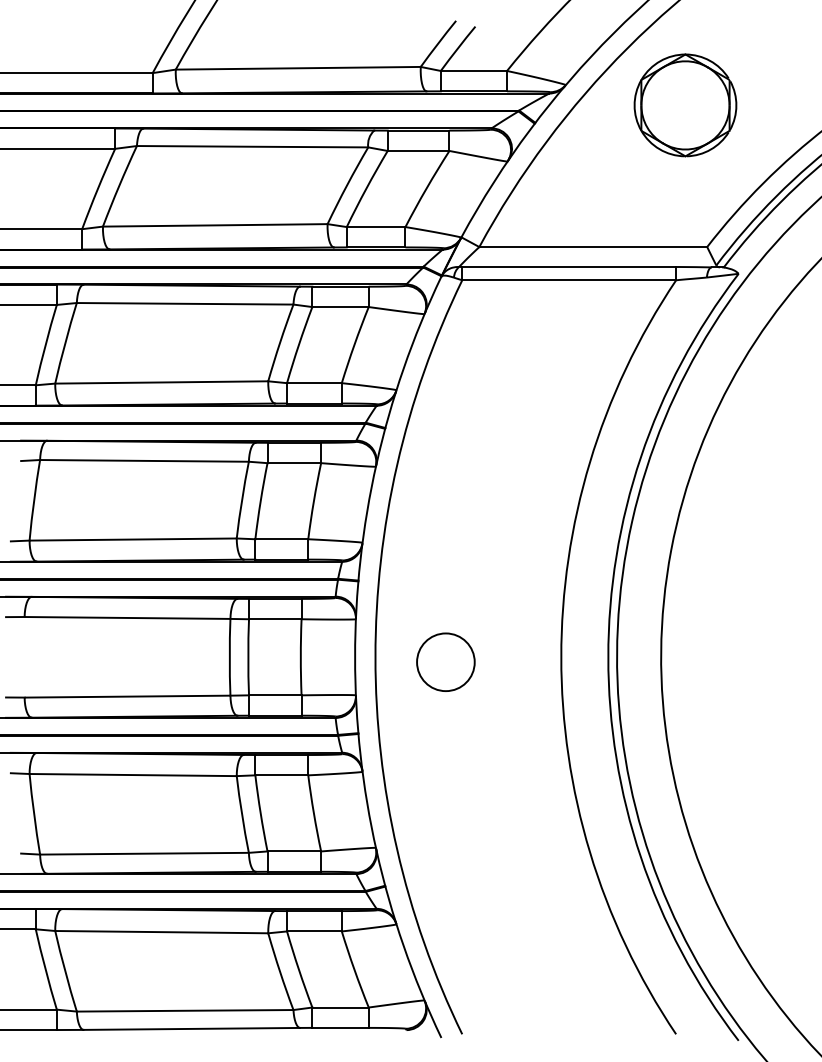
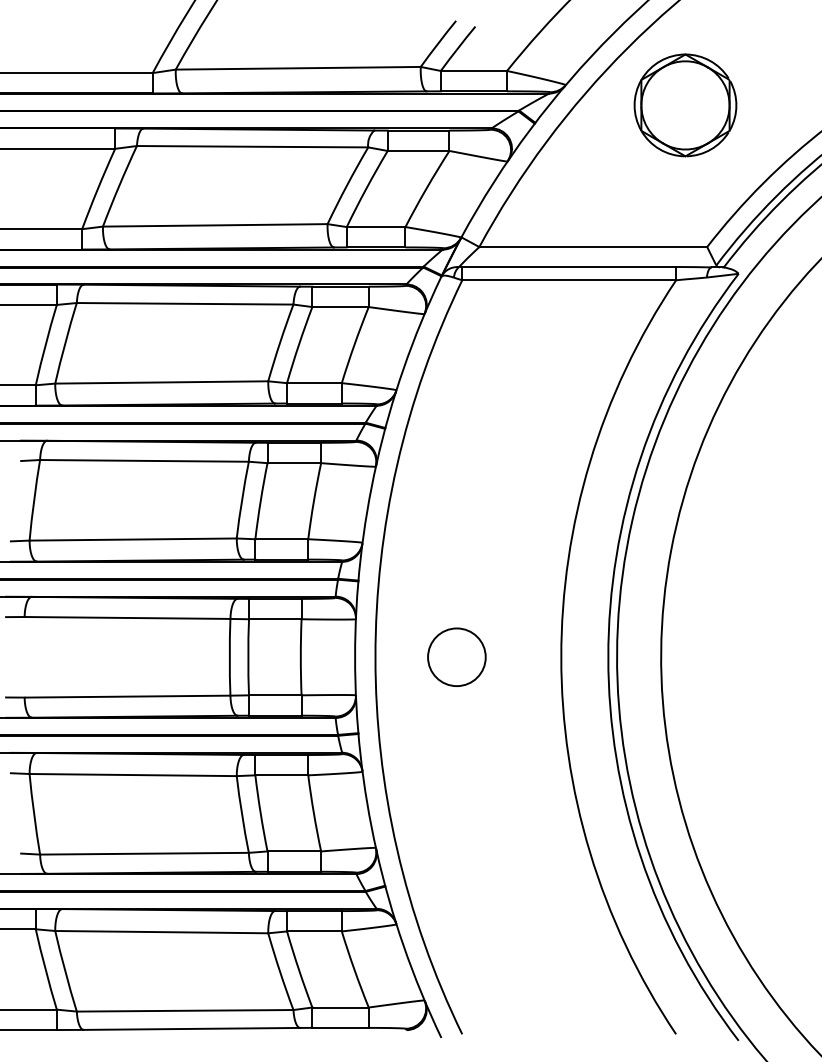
circle position: (445, 661) -> (456, 656) (456, 656)
